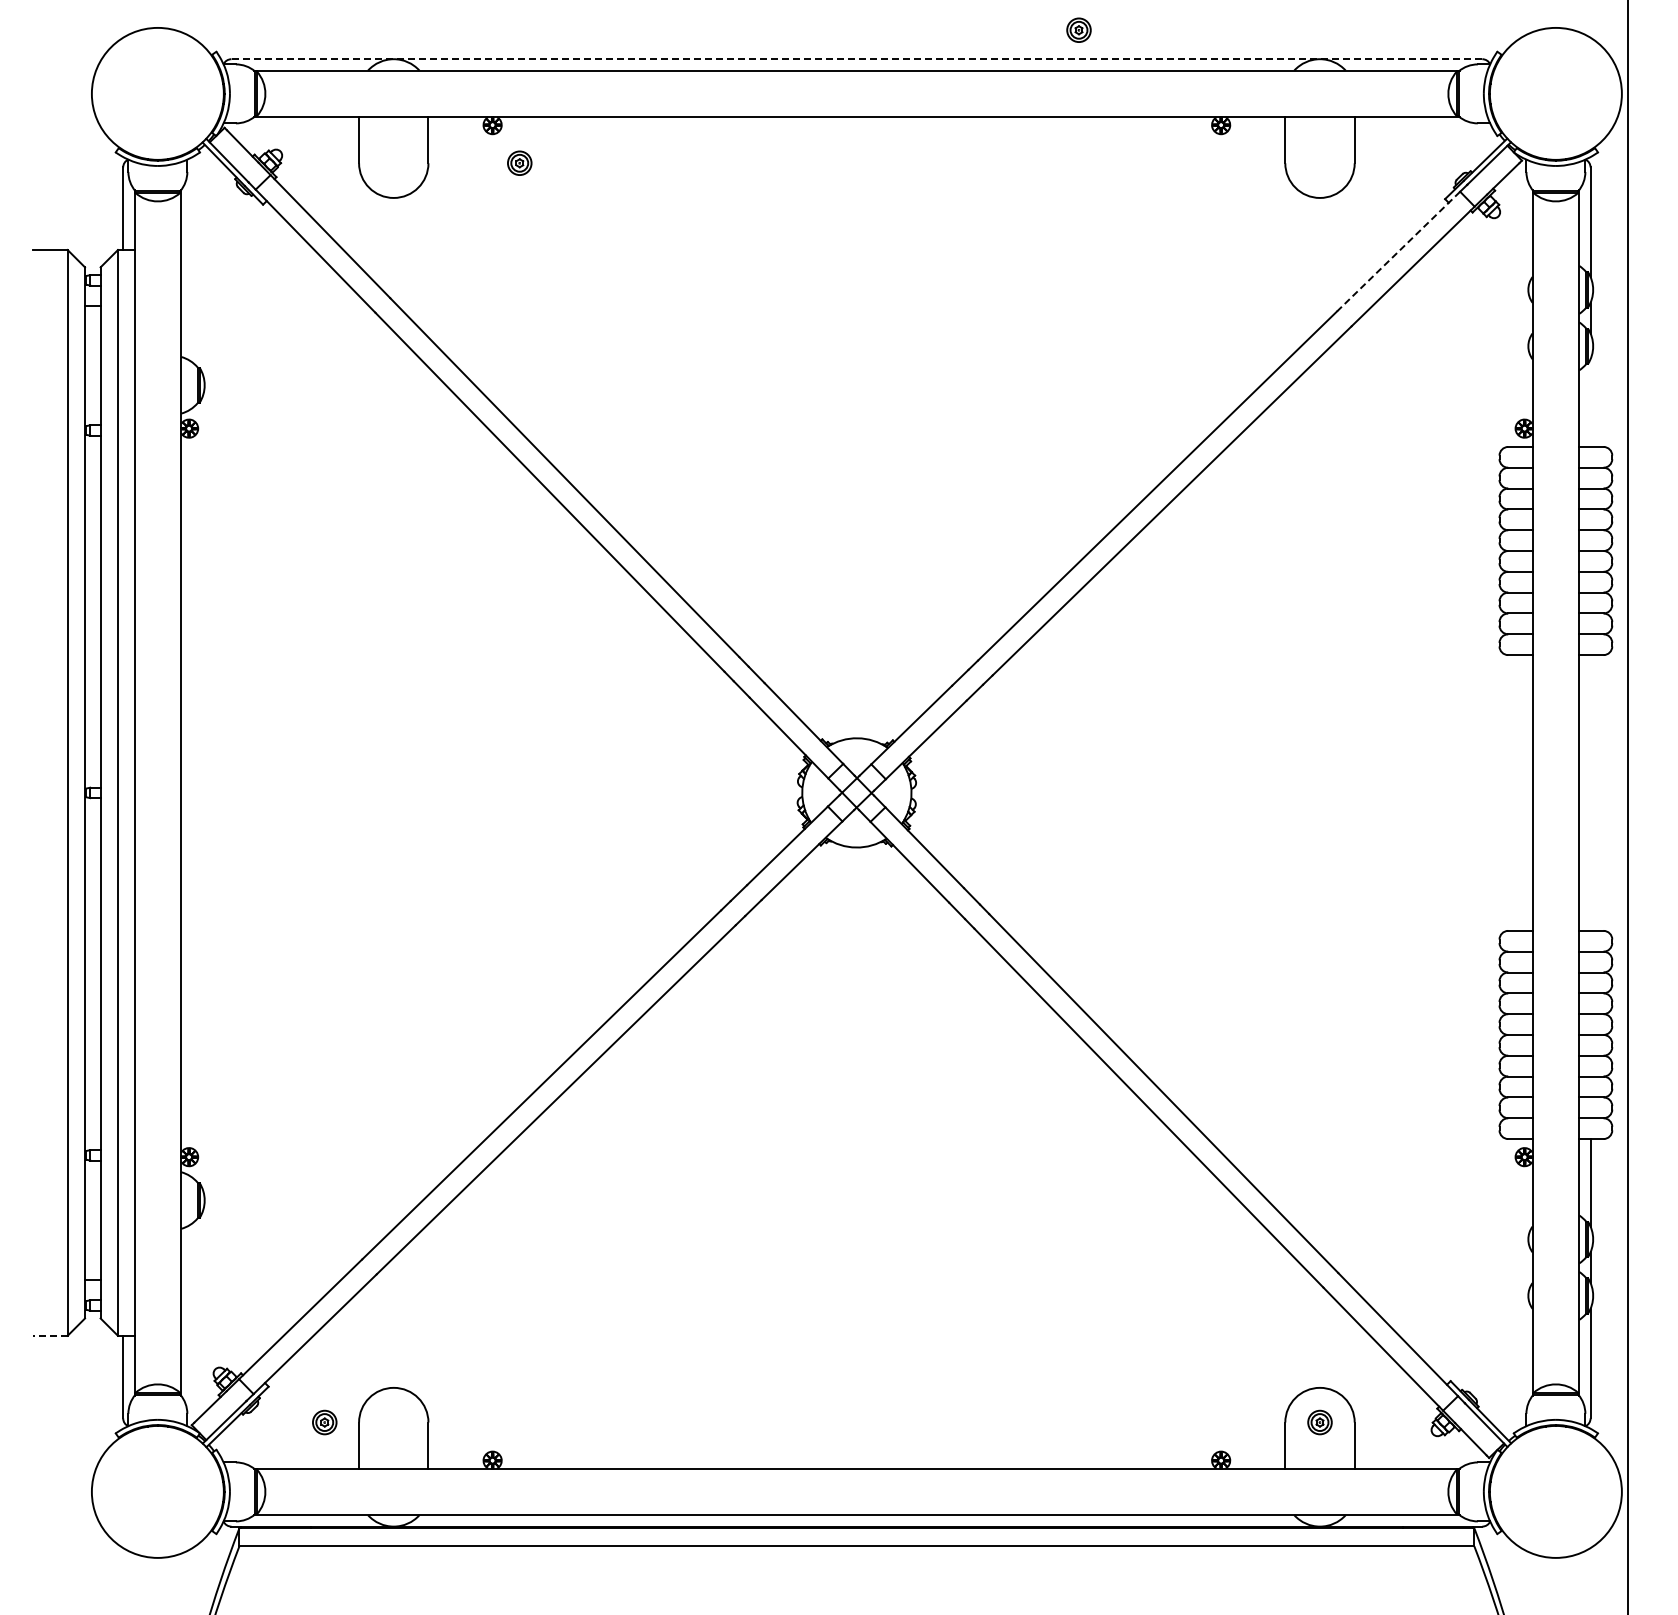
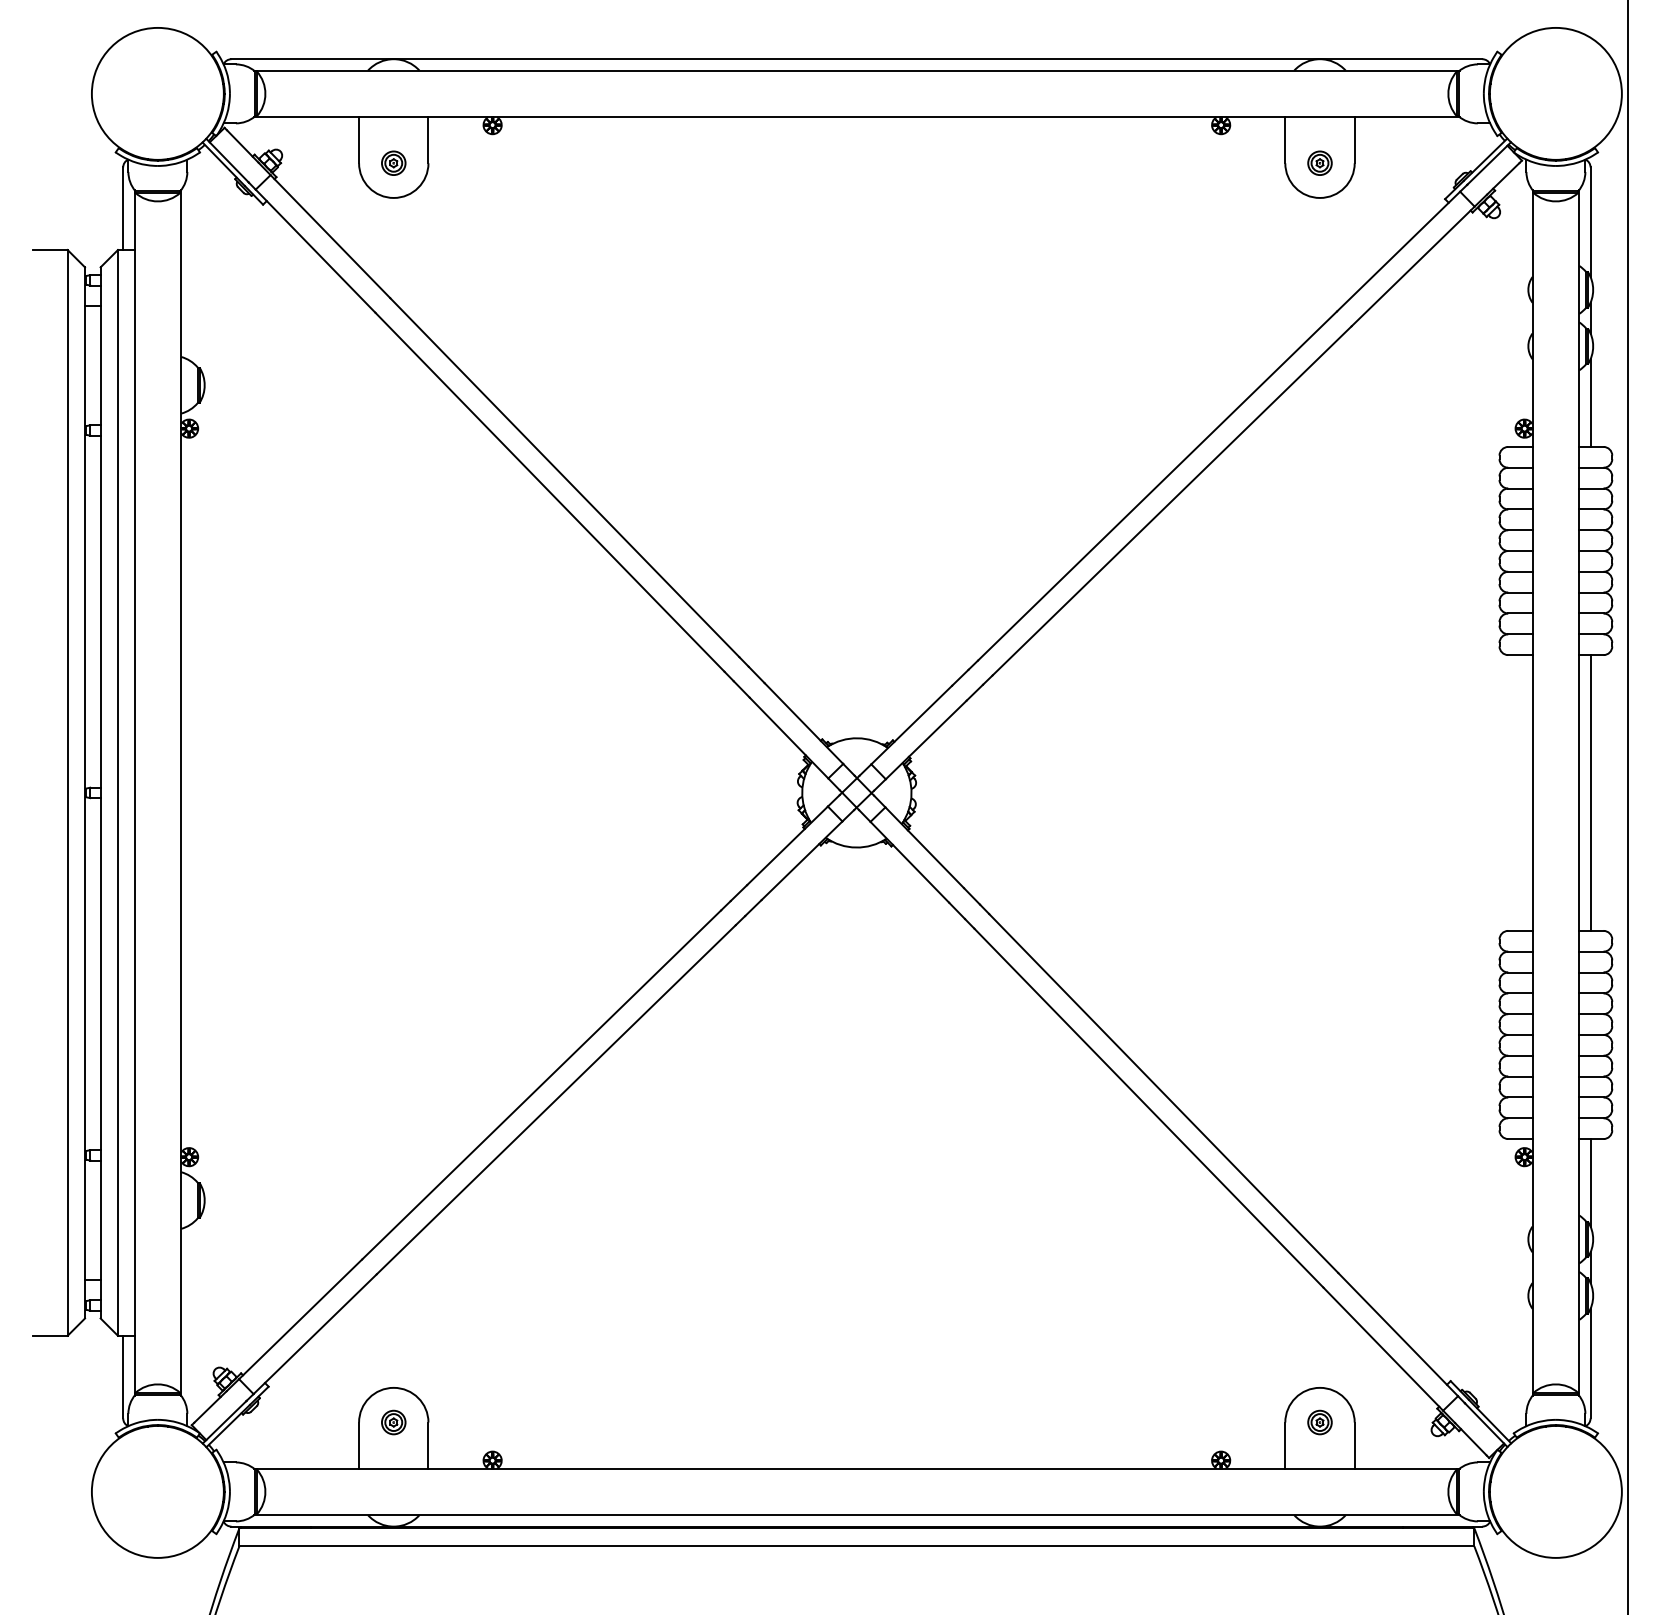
part position: (1078, 29) -> (1319, 162) (1319, 162)
line: dashed -> solid (856, 59)
part position: (519, 162) -> (393, 162) (393, 162)
line: dashed -> solid (1398, 251)
line: none -> present (1590, 402)
line: none -> present (1590, 792)
line: dashed -> solid (49, 1335)
part position: (324, 1422) -> (393, 1422) (393, 1422)
